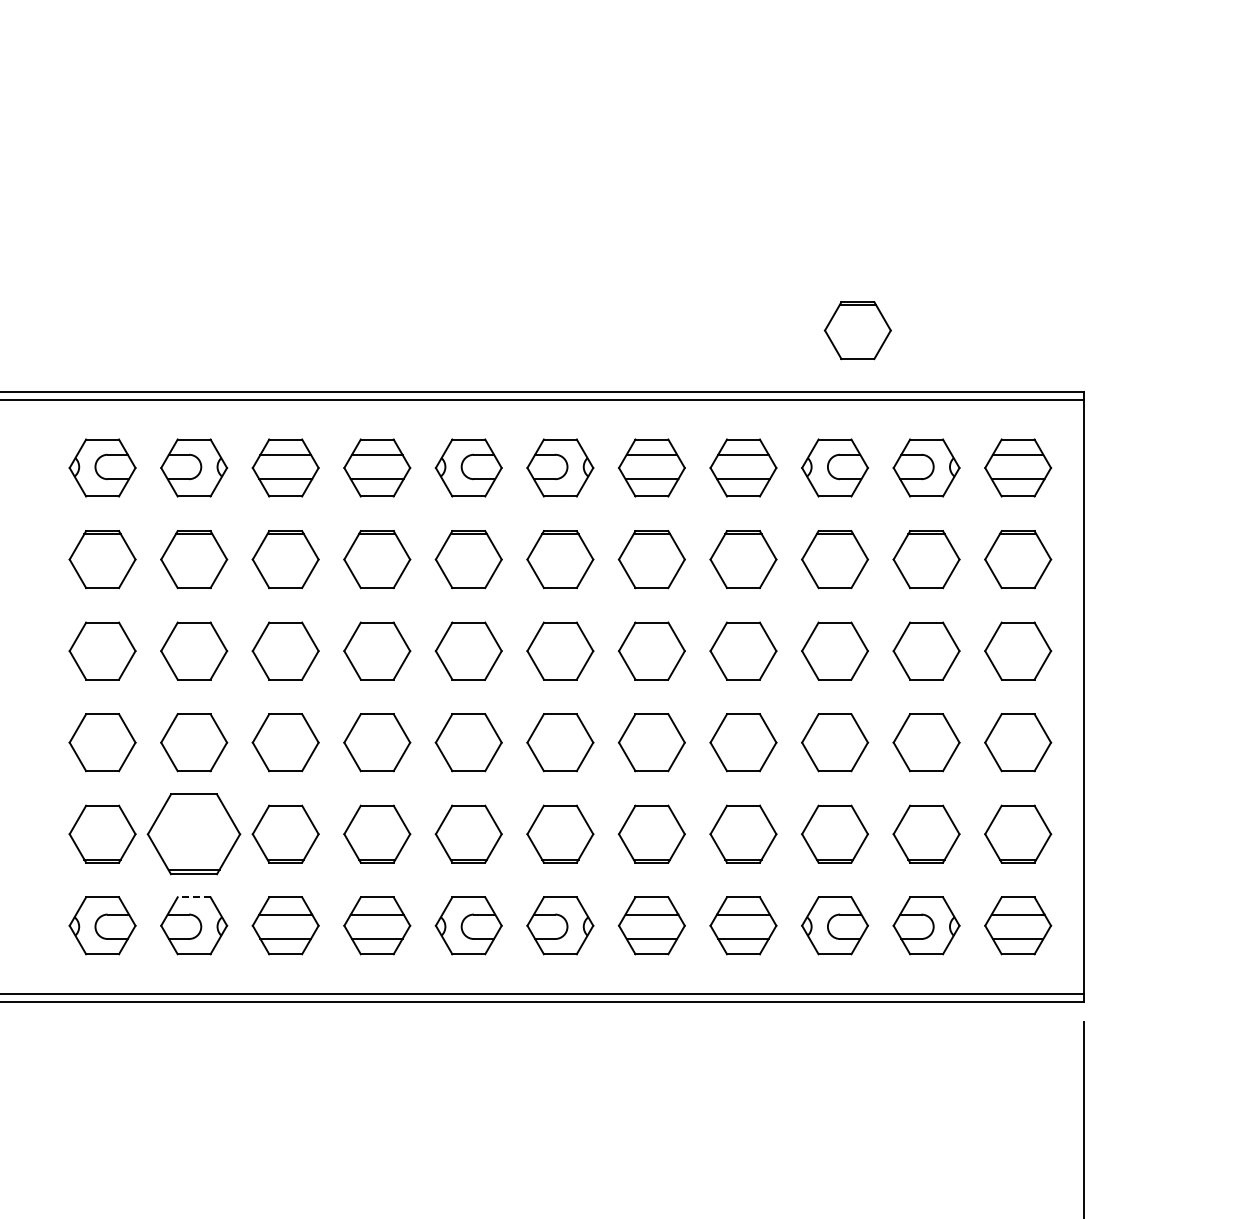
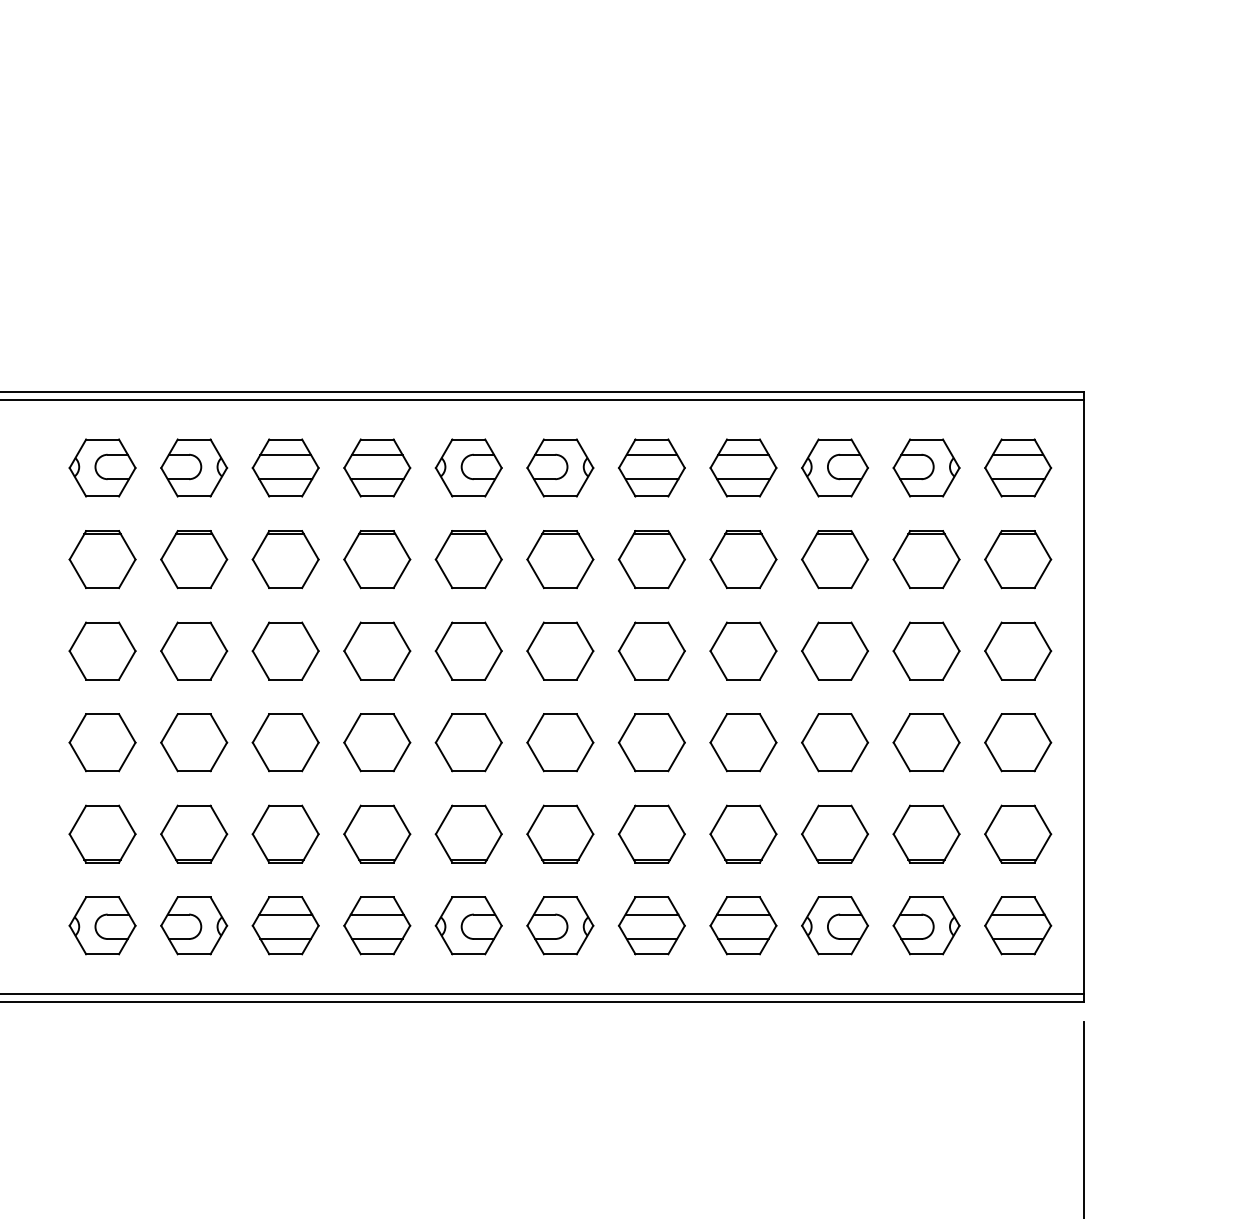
part: present -> none (857, 330)
part size: 96x83 px -> 69x60 px (194, 833)
line: dashed -> solid (193, 897)
